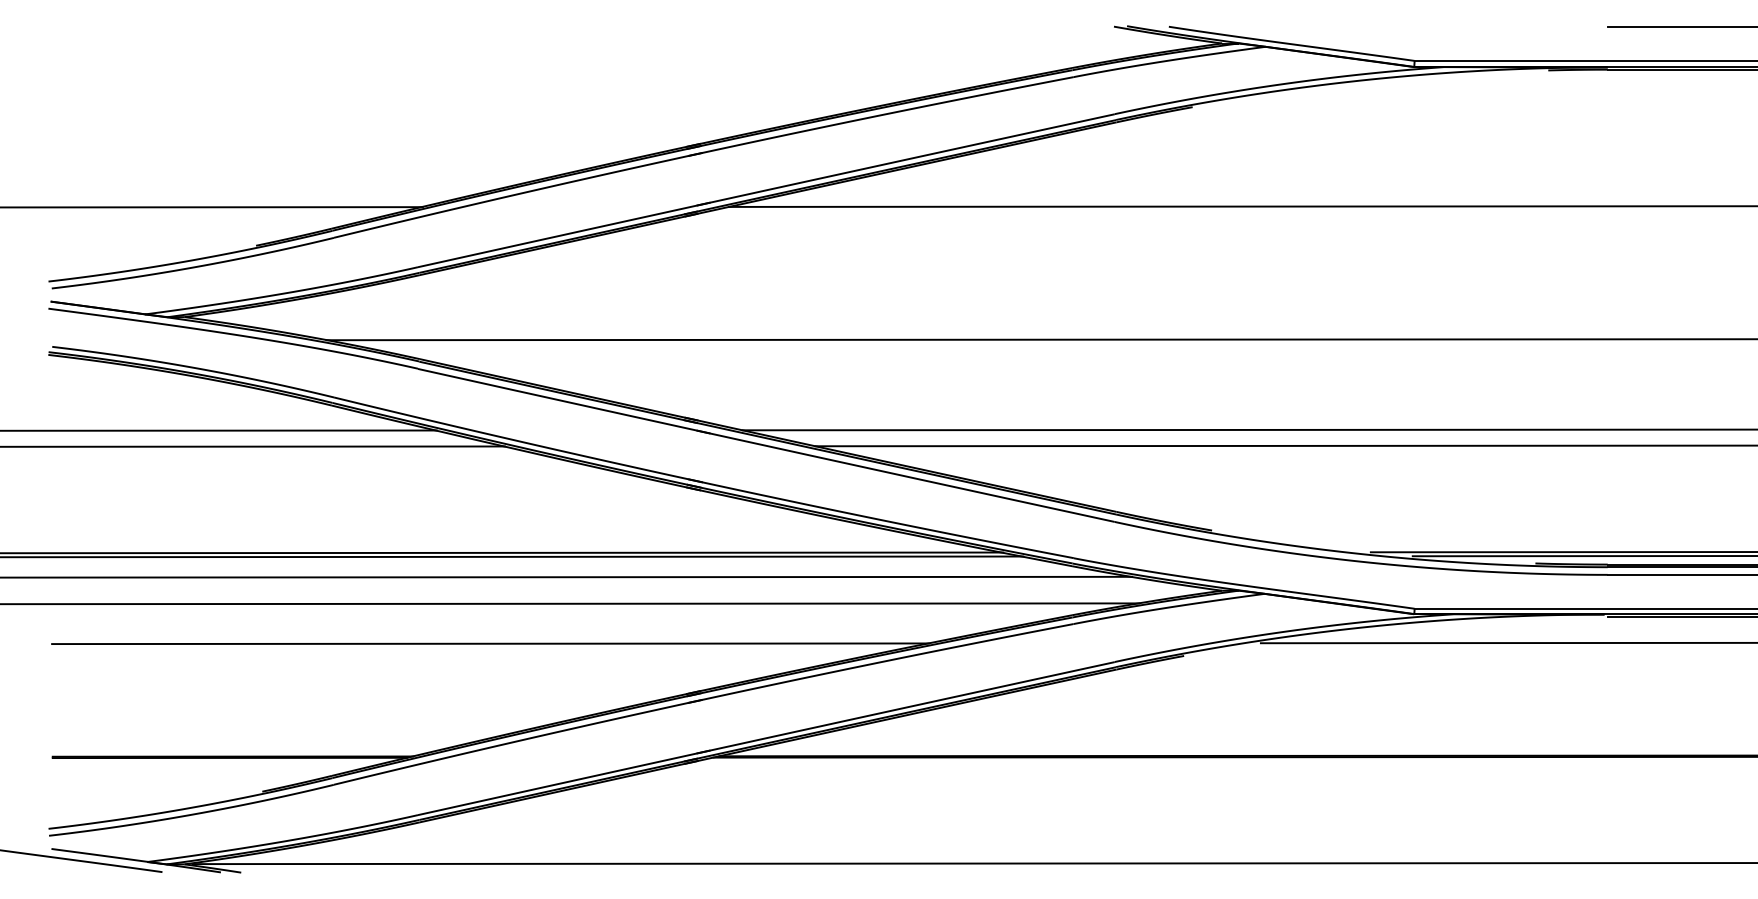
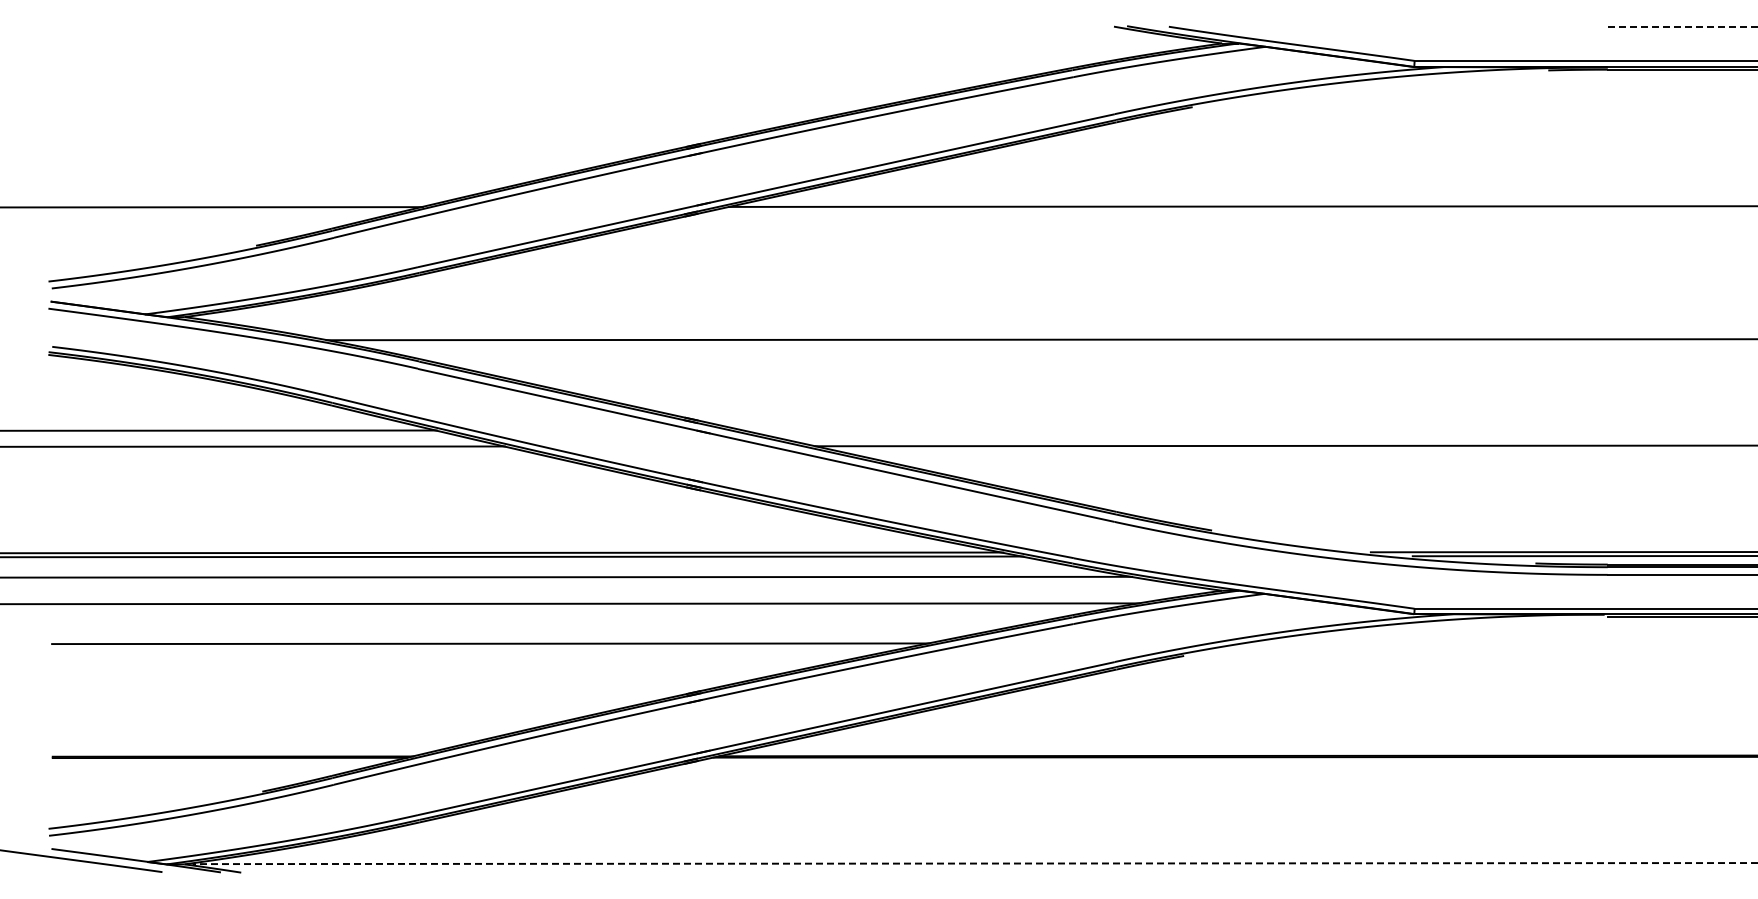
line: solid -> dashed (1682, 26)
line: present -> none (1248, 429)
line: present -> none (1507, 642)
line: solid -> dashed (974, 863)
